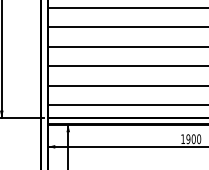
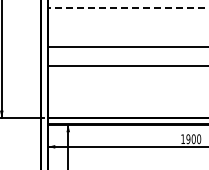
line: solid -> dashed (127, 7)
line: present -> none (126, 27)
line: present -> none (126, 85)
line: present -> none (126, 105)
